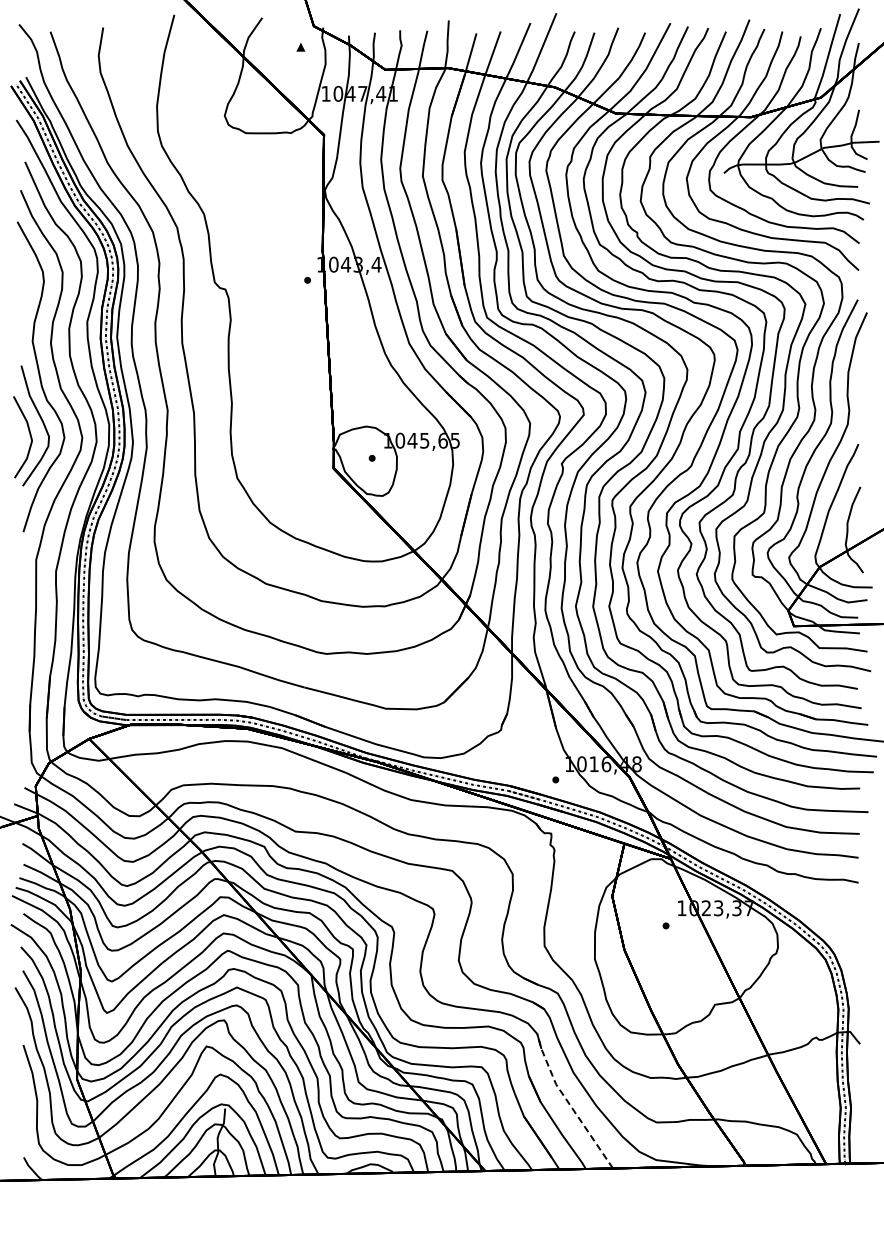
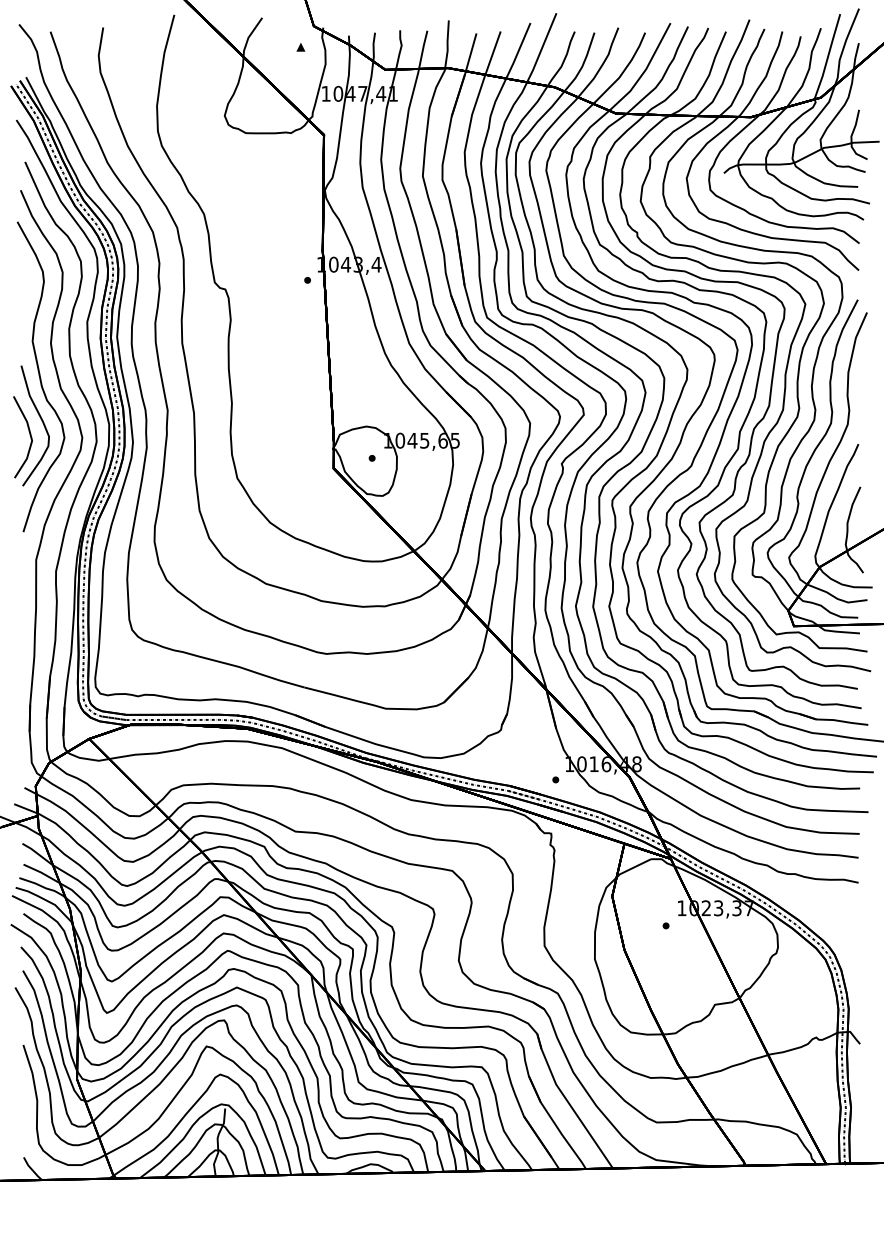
line: dashed -> solid (568, 1102)
